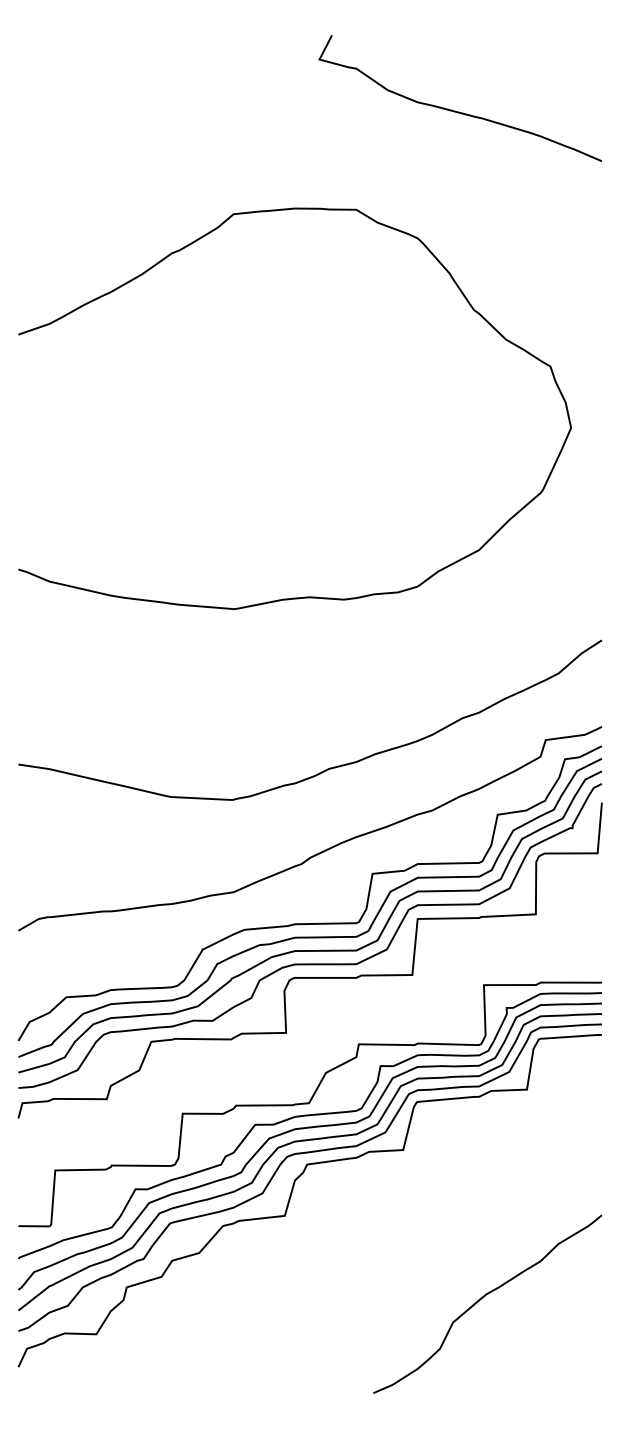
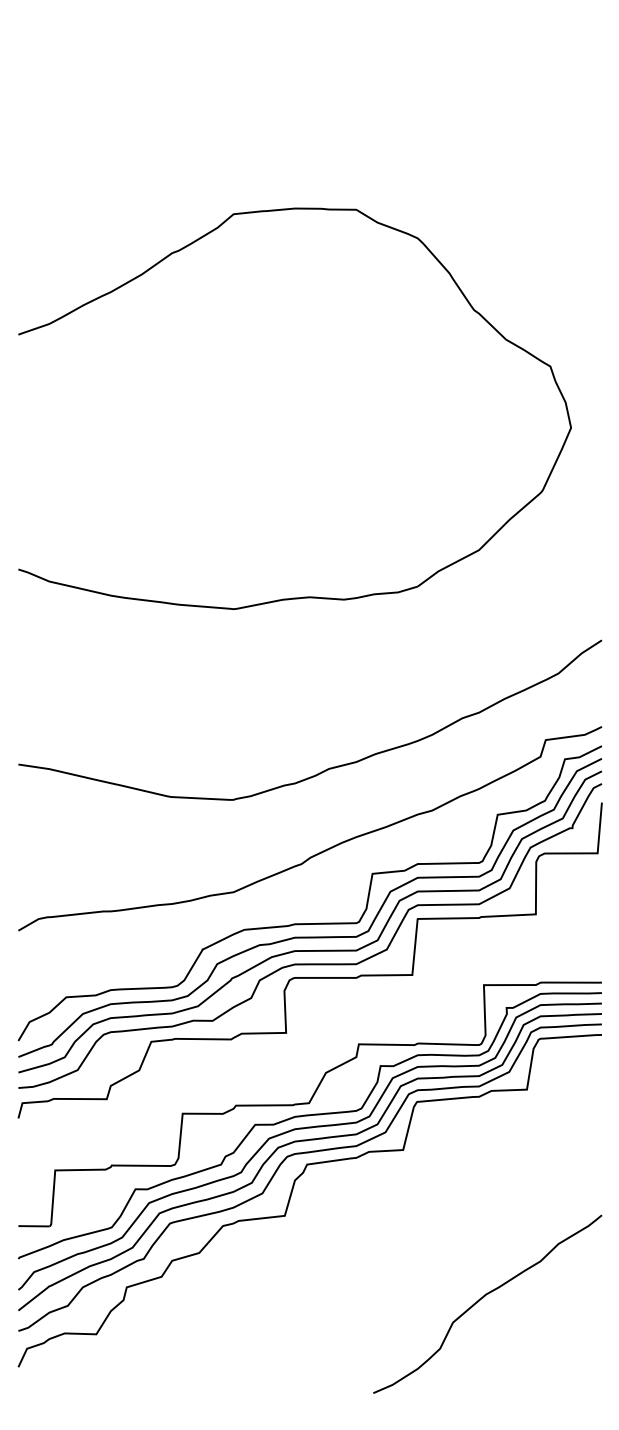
curve: present -> none (455, 110)
